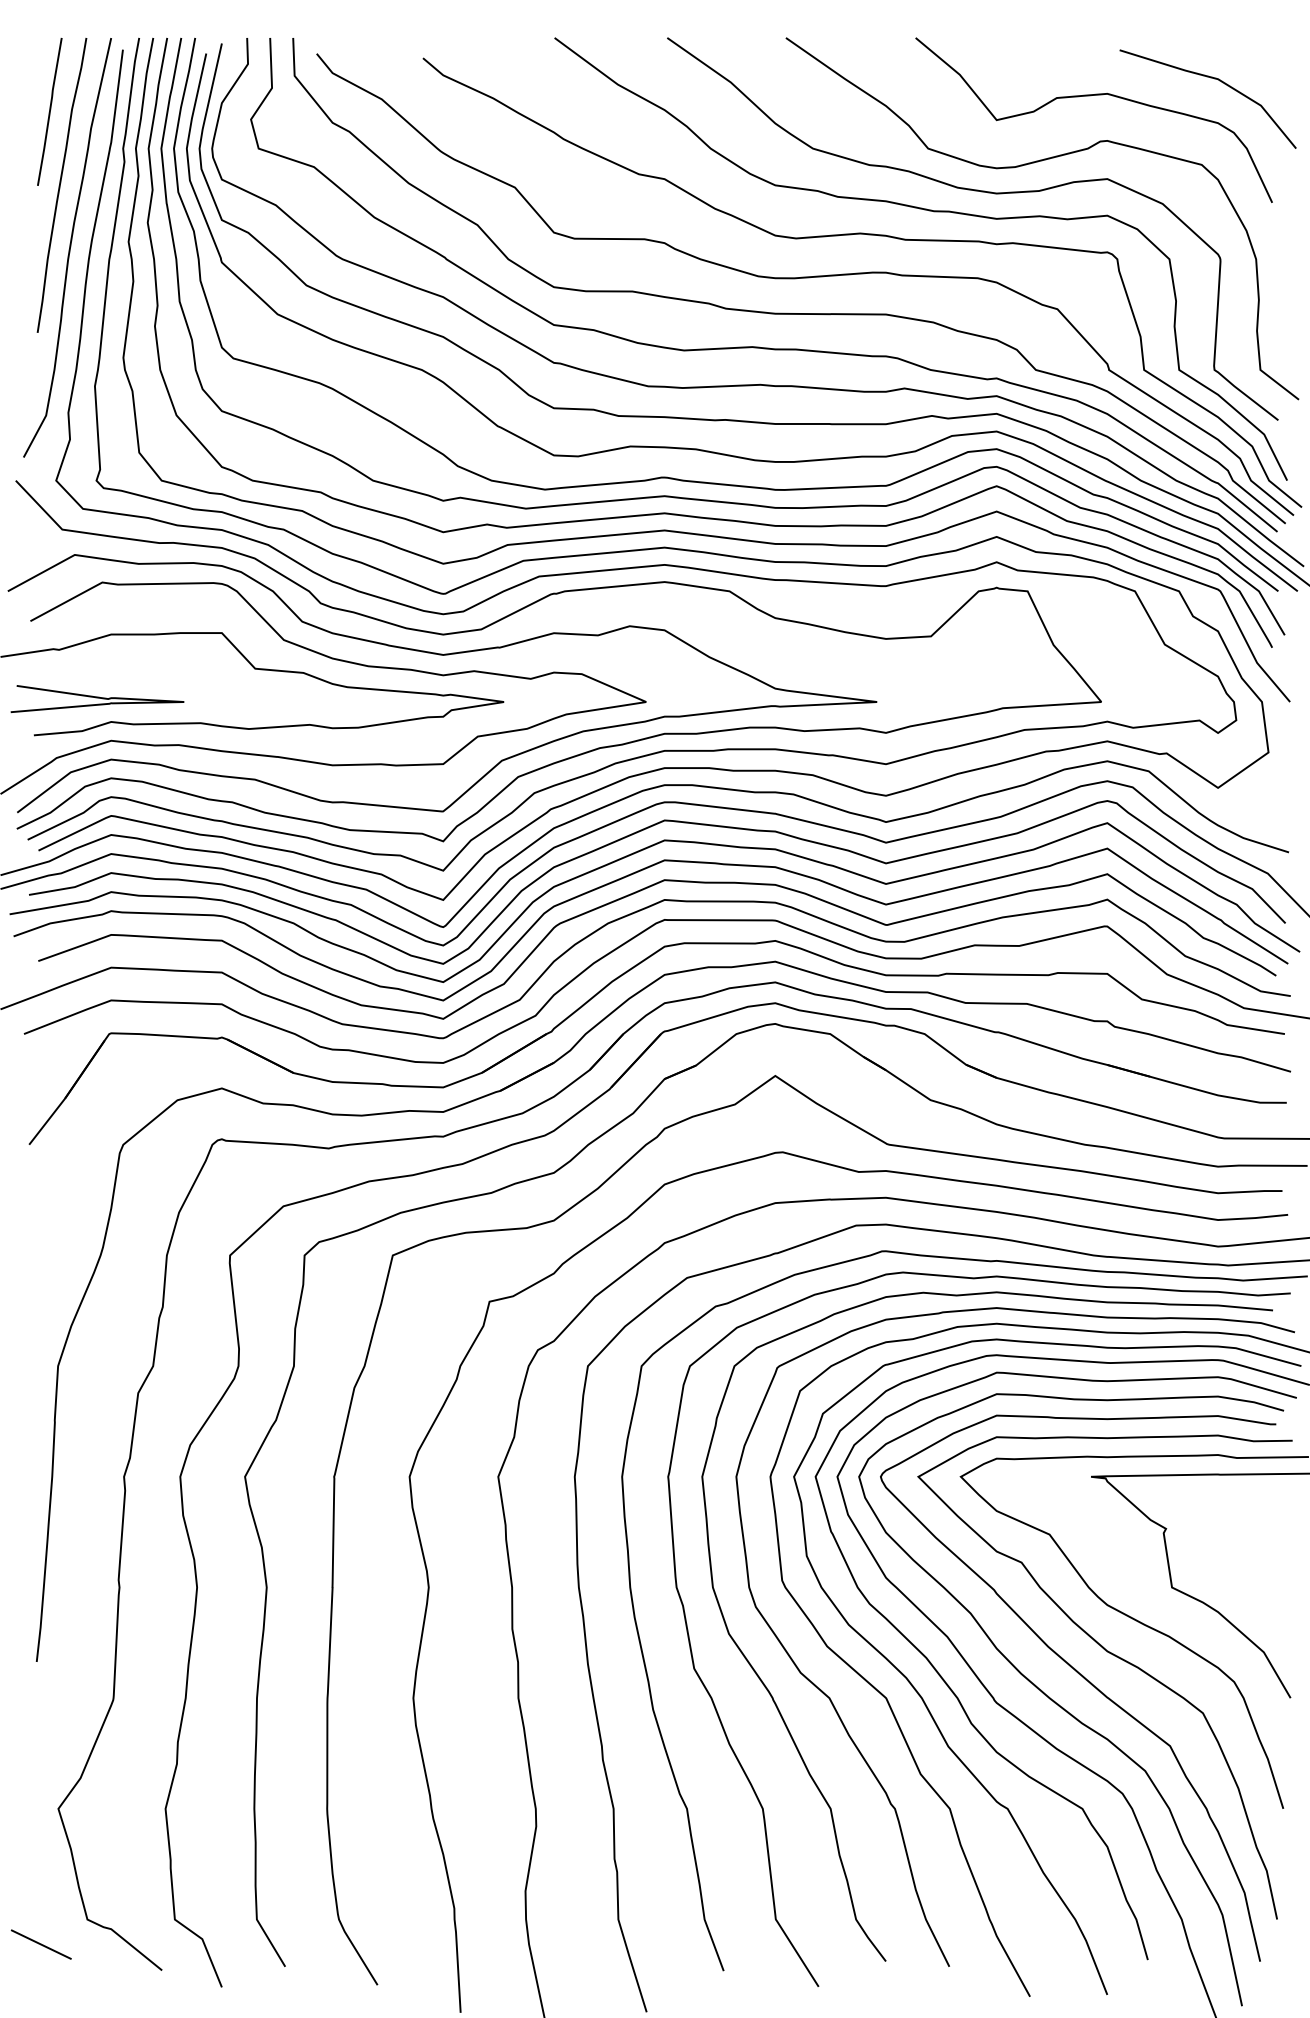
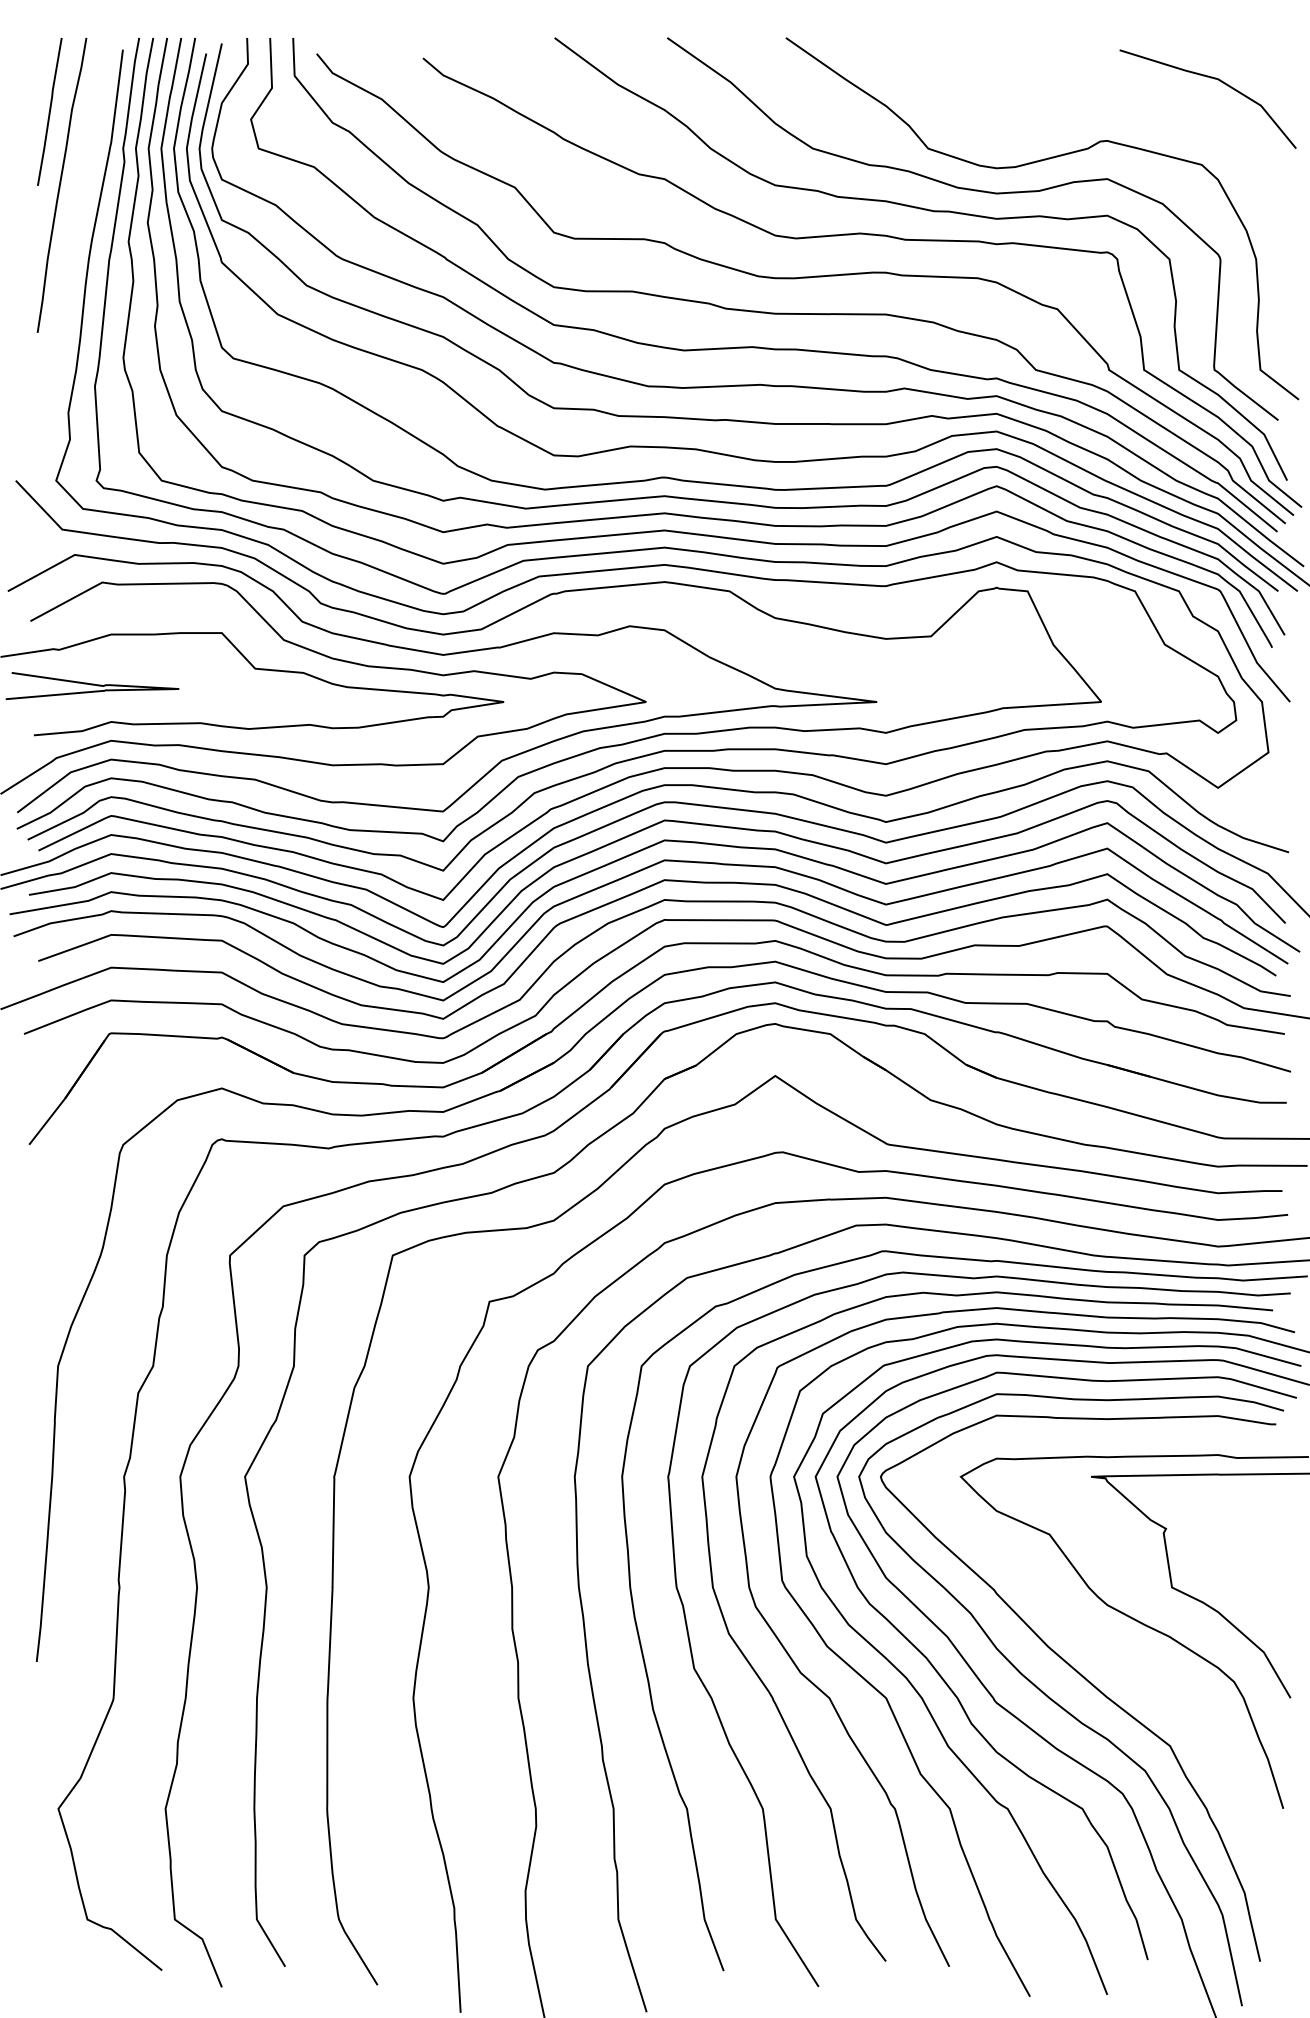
curve: present -> none (1090, 96)
curve: present -> none (69, 247)
curve position: (97, 698) -> (92, 685) (92, 685)
curve: present -> none (1114, 1656)
line: present -> none (40, 1944)
